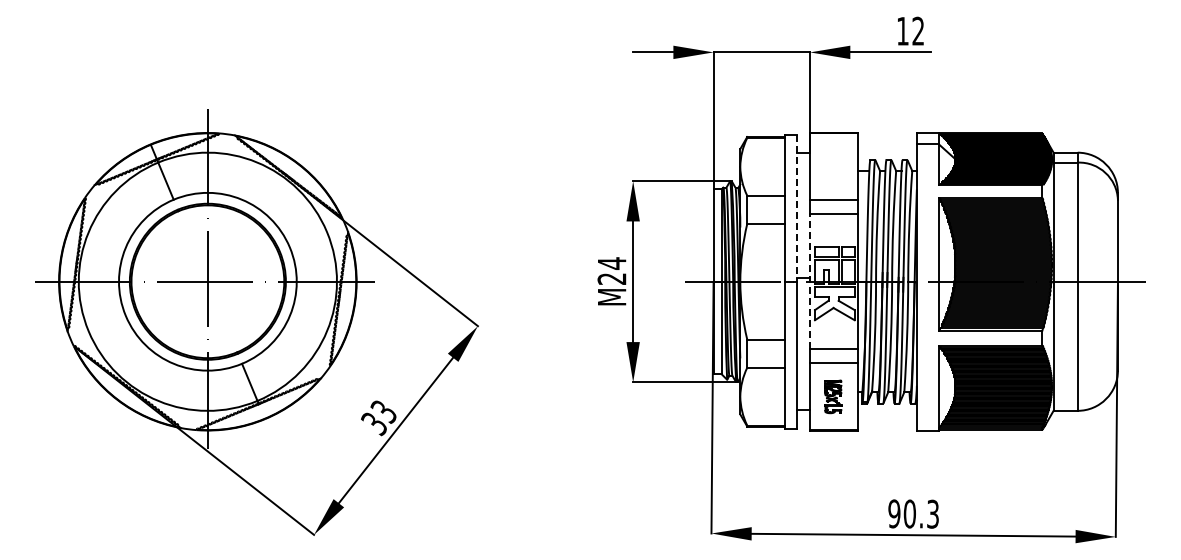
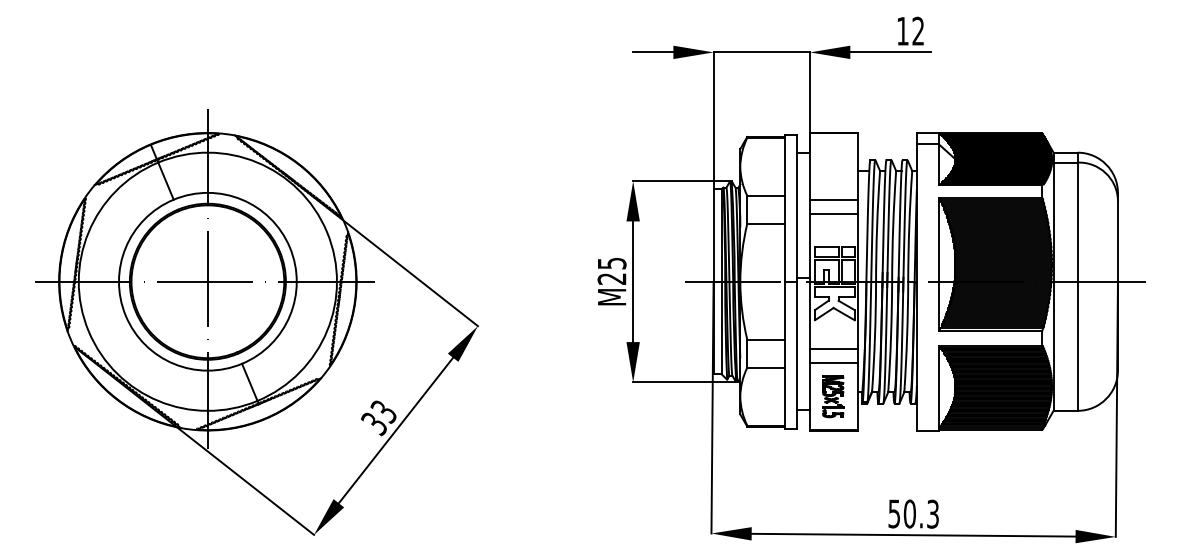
line: dashed -> solid (796, 208)
text: M24 -> M25 (612, 263)
line: dashed -> solid (810, 281)
part size: 19x36 px -> 23x44 px (833, 396)
text: 90.3 -> 50.3 (894, 513)
